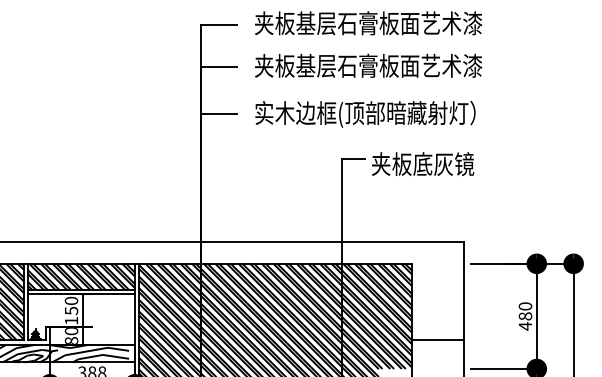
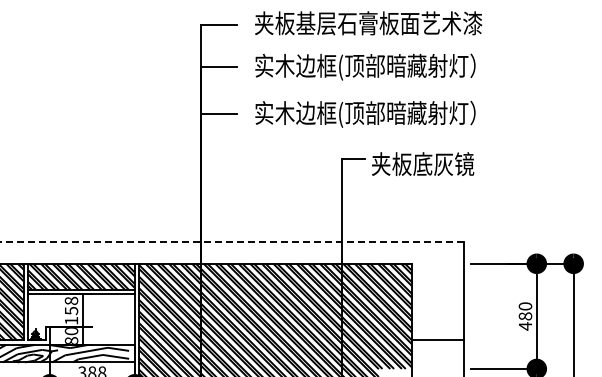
text: 夹板基层石膏板面艺术漆 -> 实木边框(顶部暗藏射灯） (368, 66)
line: solid -> dashed (232, 241)
text: 150 -> 158 (71, 300)
